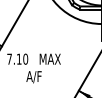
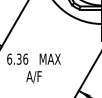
text: 7.10 -> 6.36 (17, 58)
